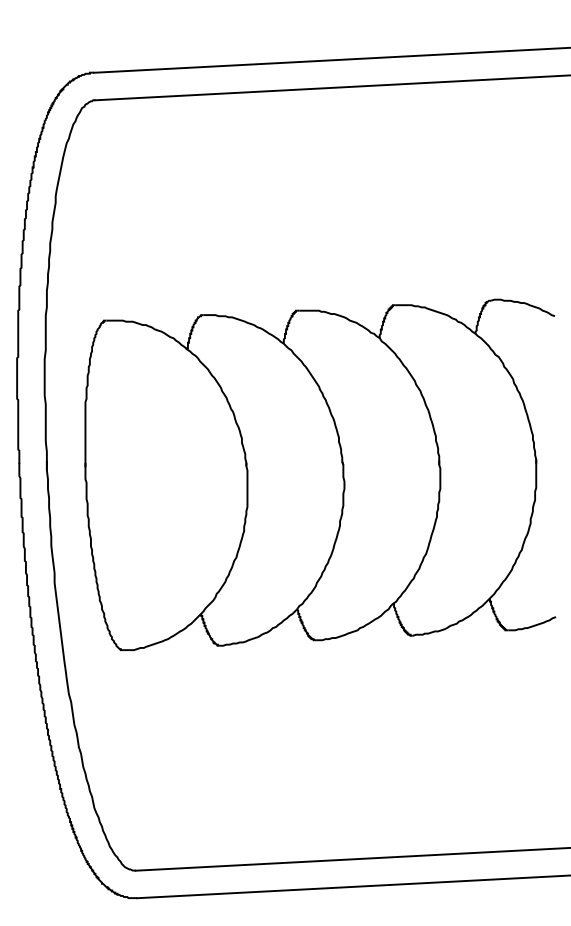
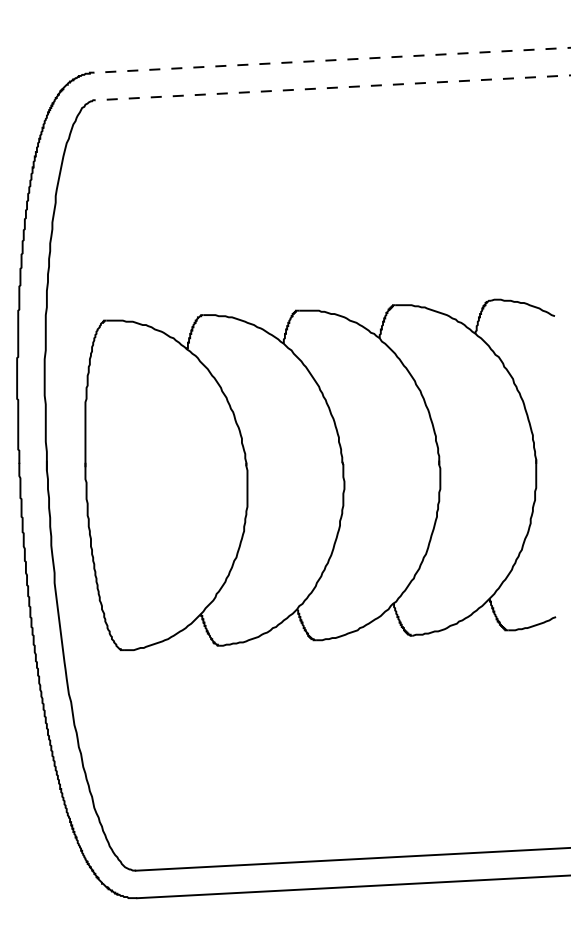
line: solid -> dashed (332, 60)
line: solid -> dashed (332, 87)
